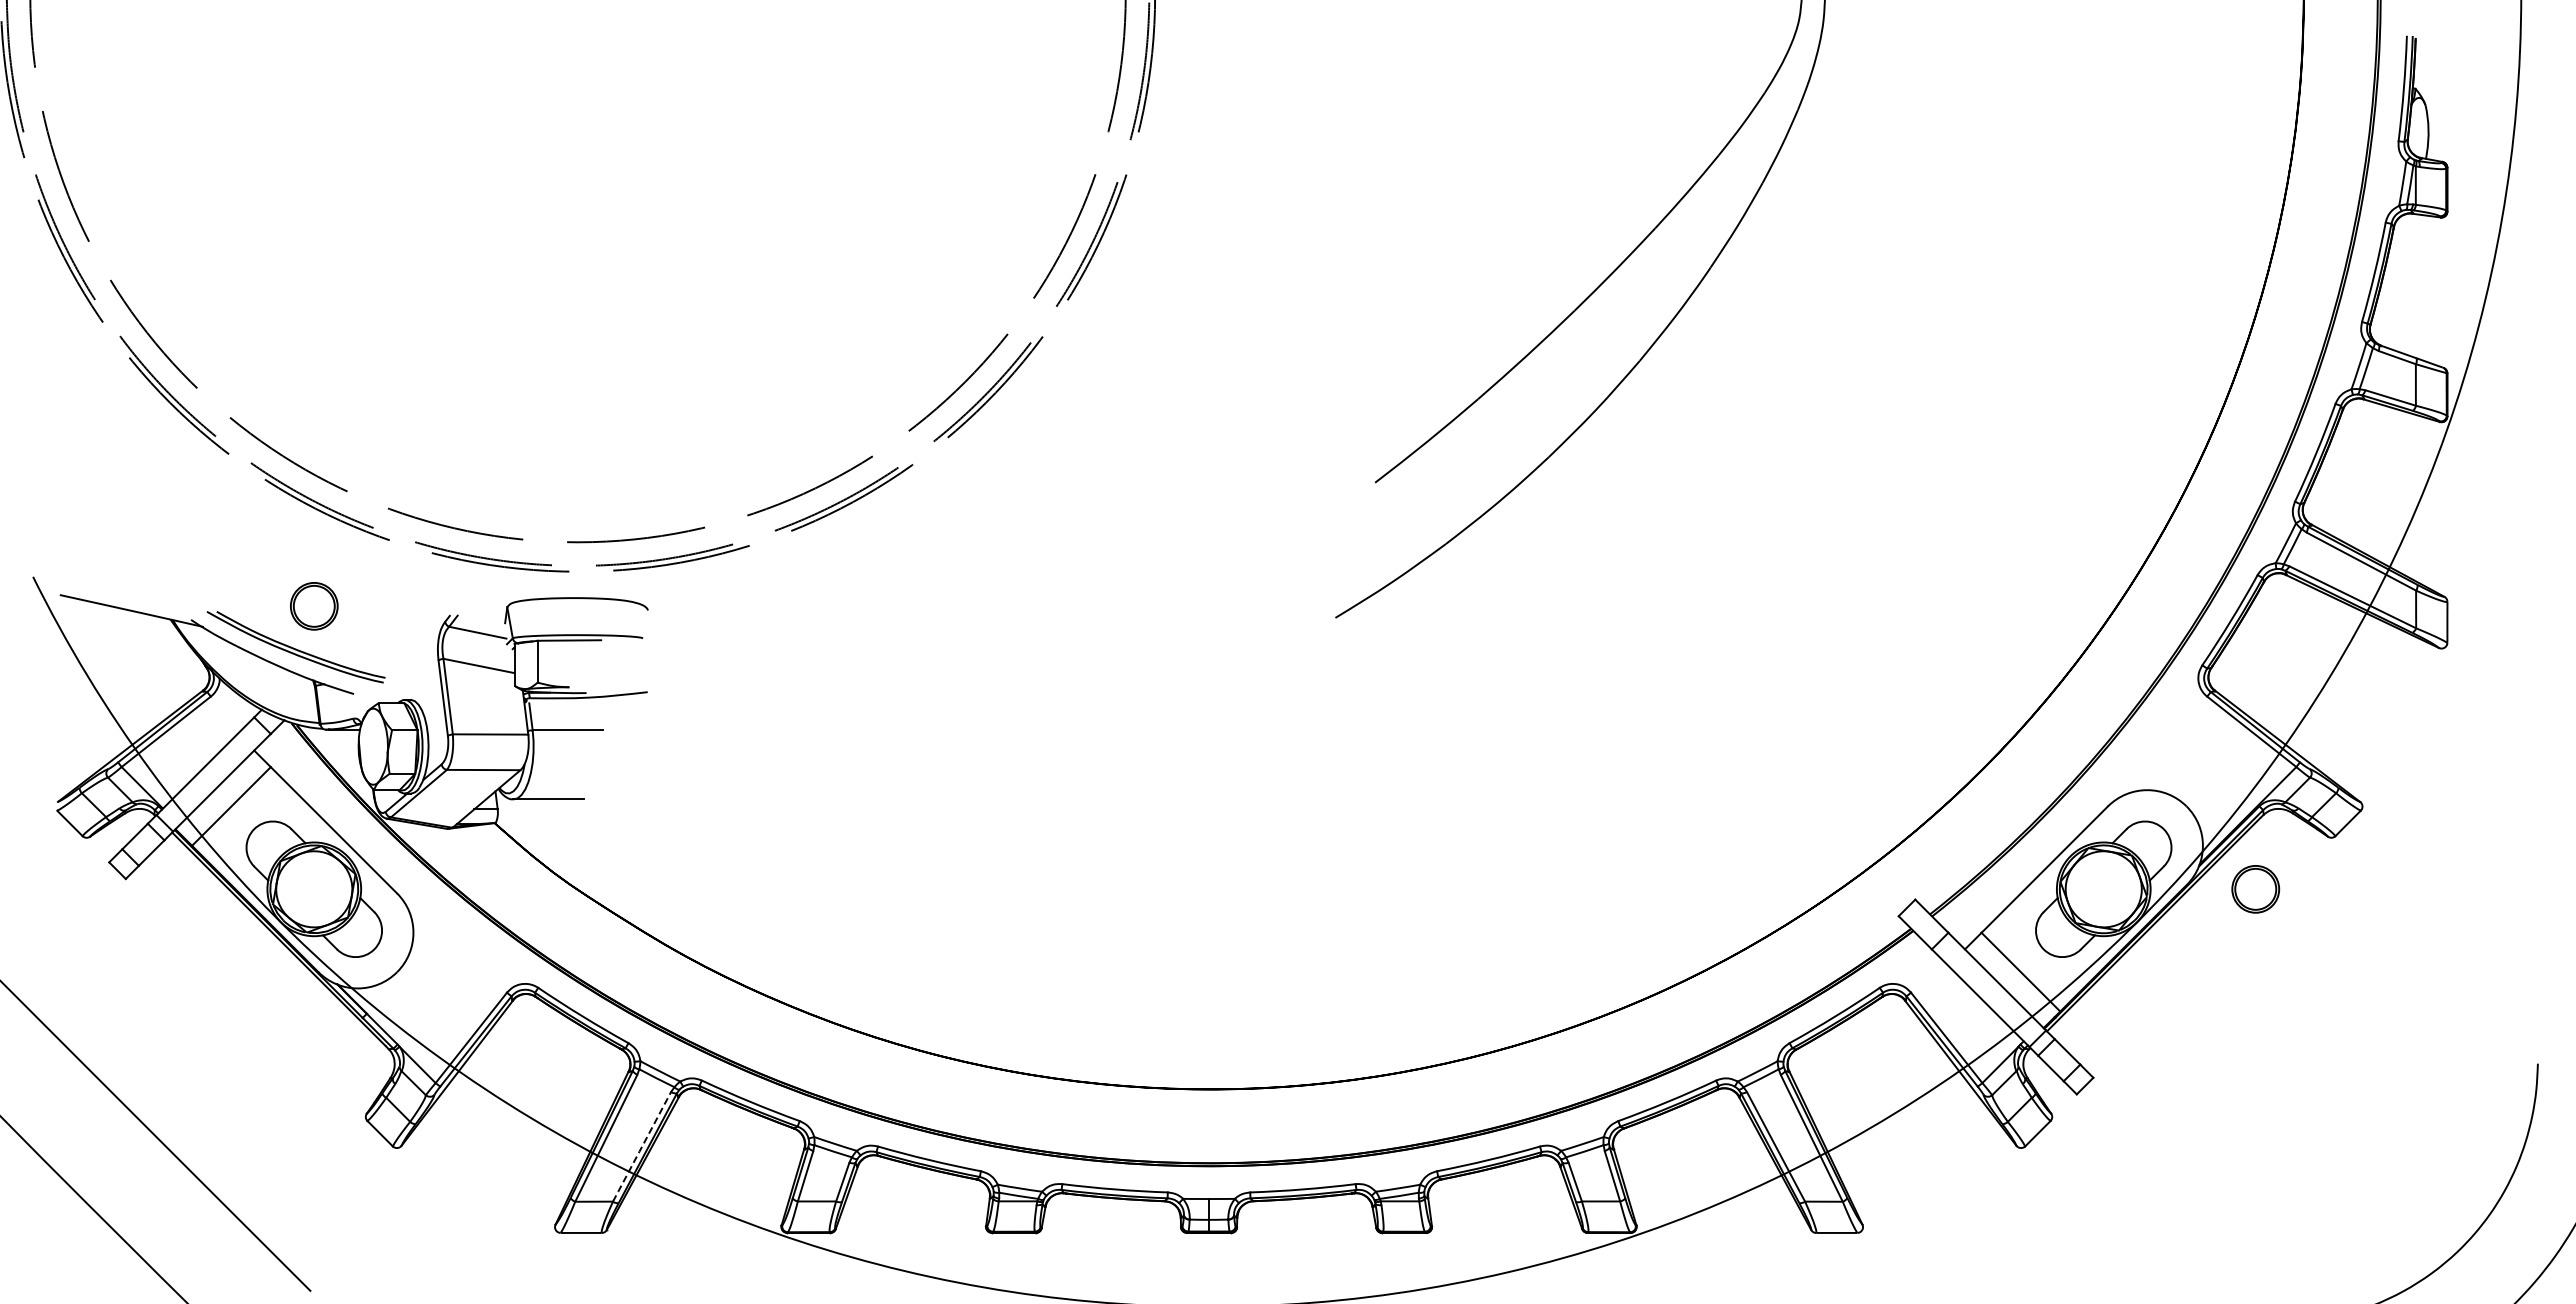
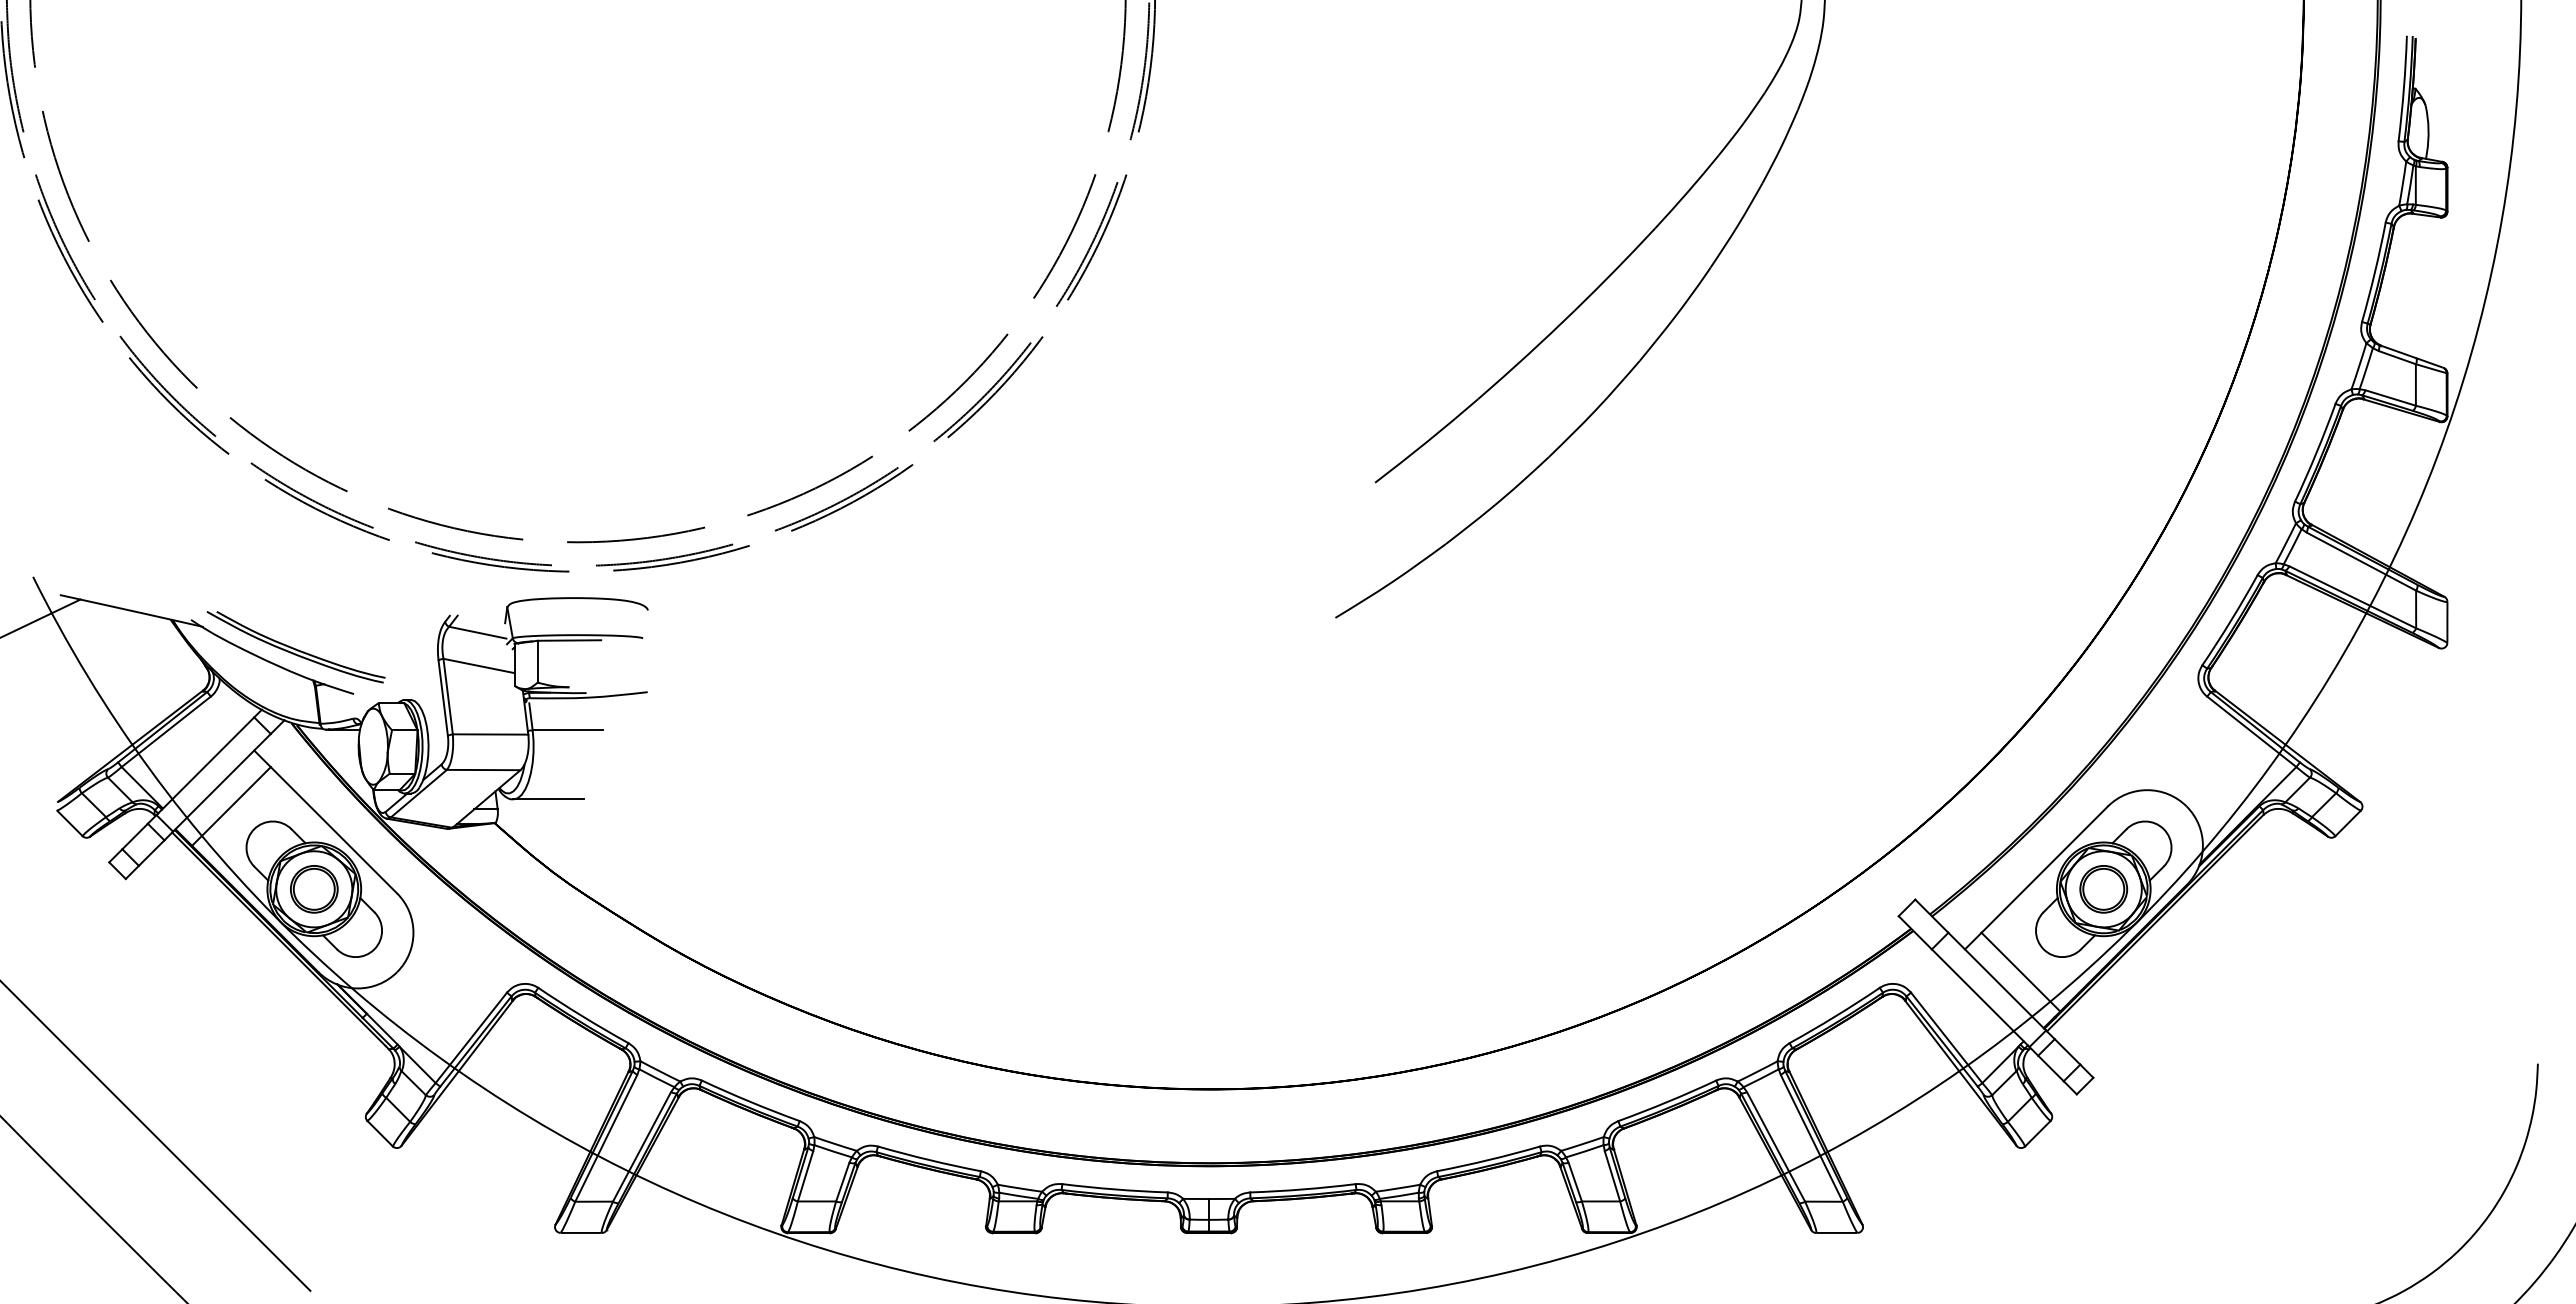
part position: (314, 606) -> (314, 889) (314, 889)
line: none -> present (41, 617)
part position: (2255, 889) -> (2103, 889) (2103, 889)
line: dashed -> solid (641, 1148)
